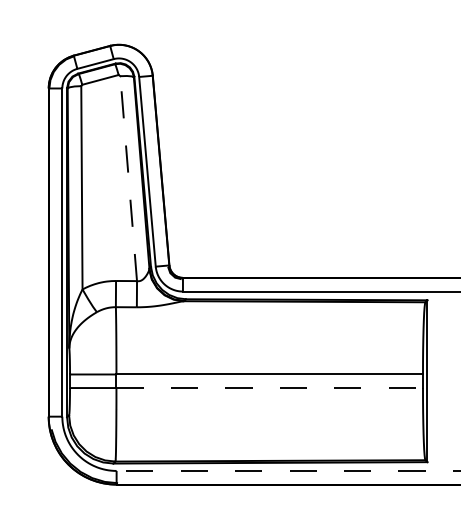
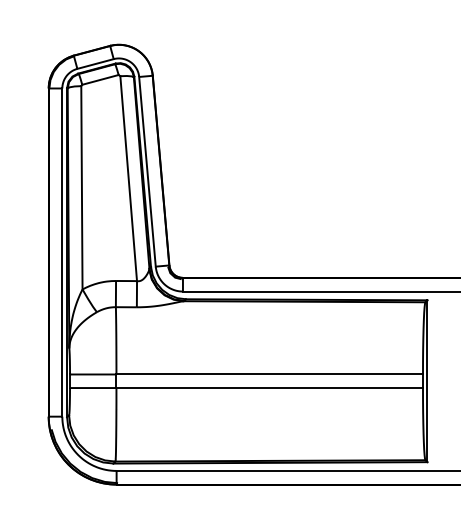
line: dashed -> solid (128, 178)
line: dashed -> solid (270, 388)
line: dashed -> solid (288, 470)
